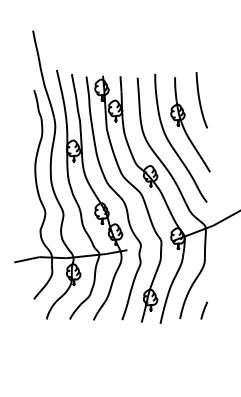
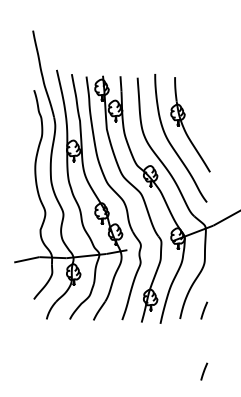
curve: present -> none (200, 100)
line: none -> present (204, 371)
